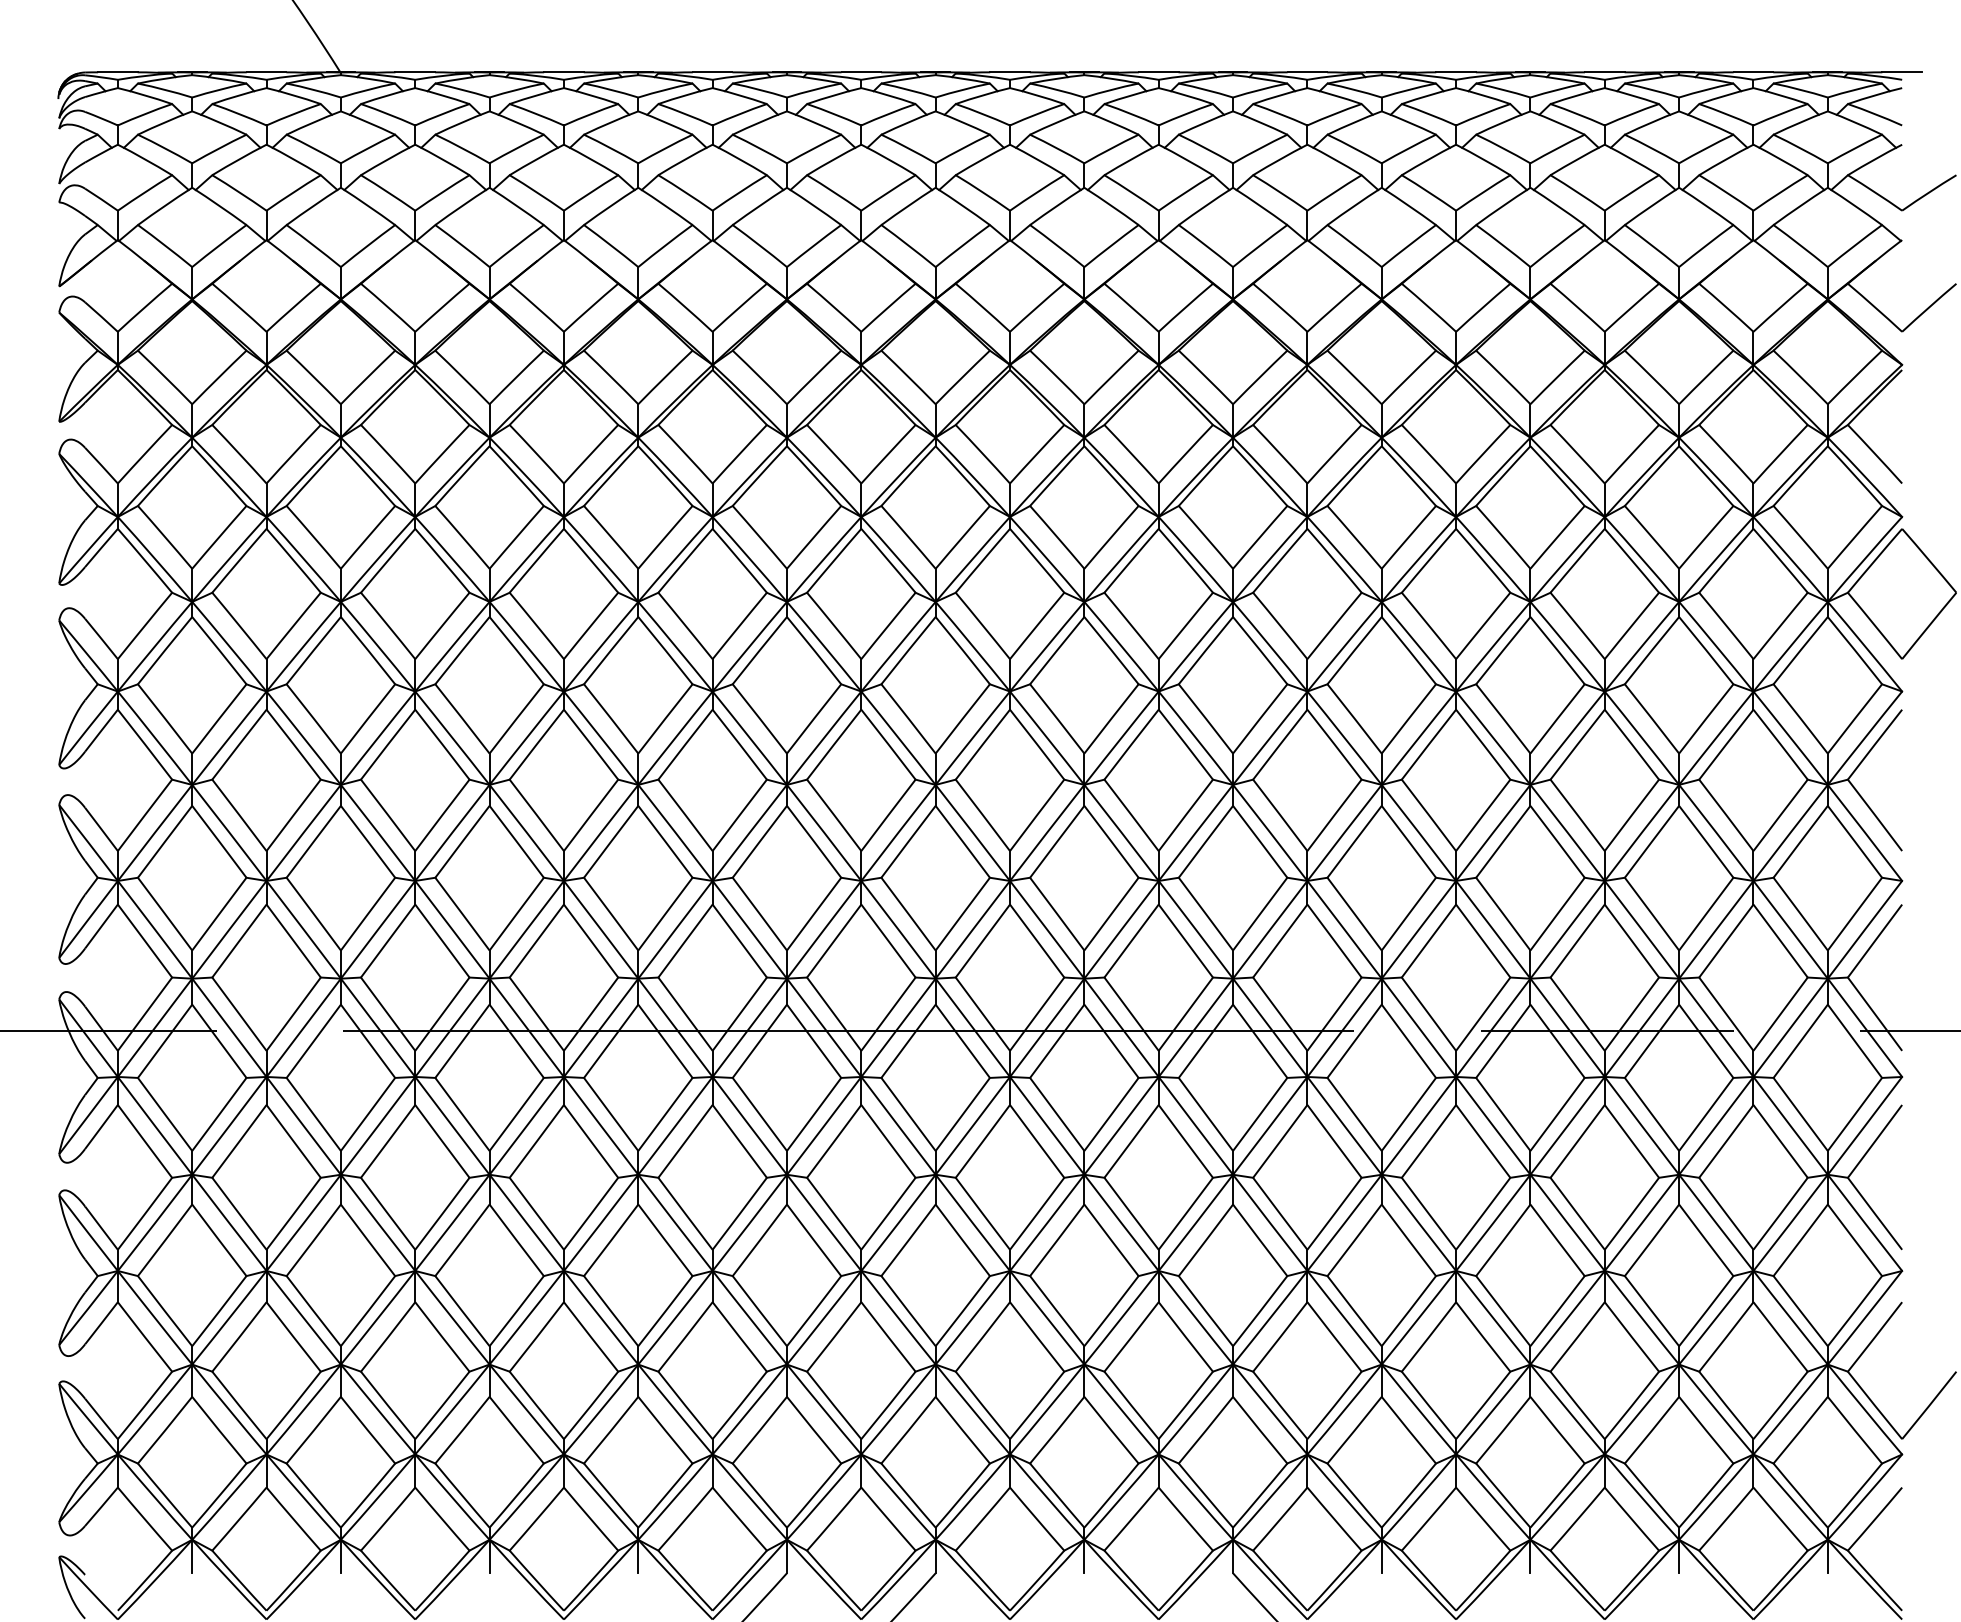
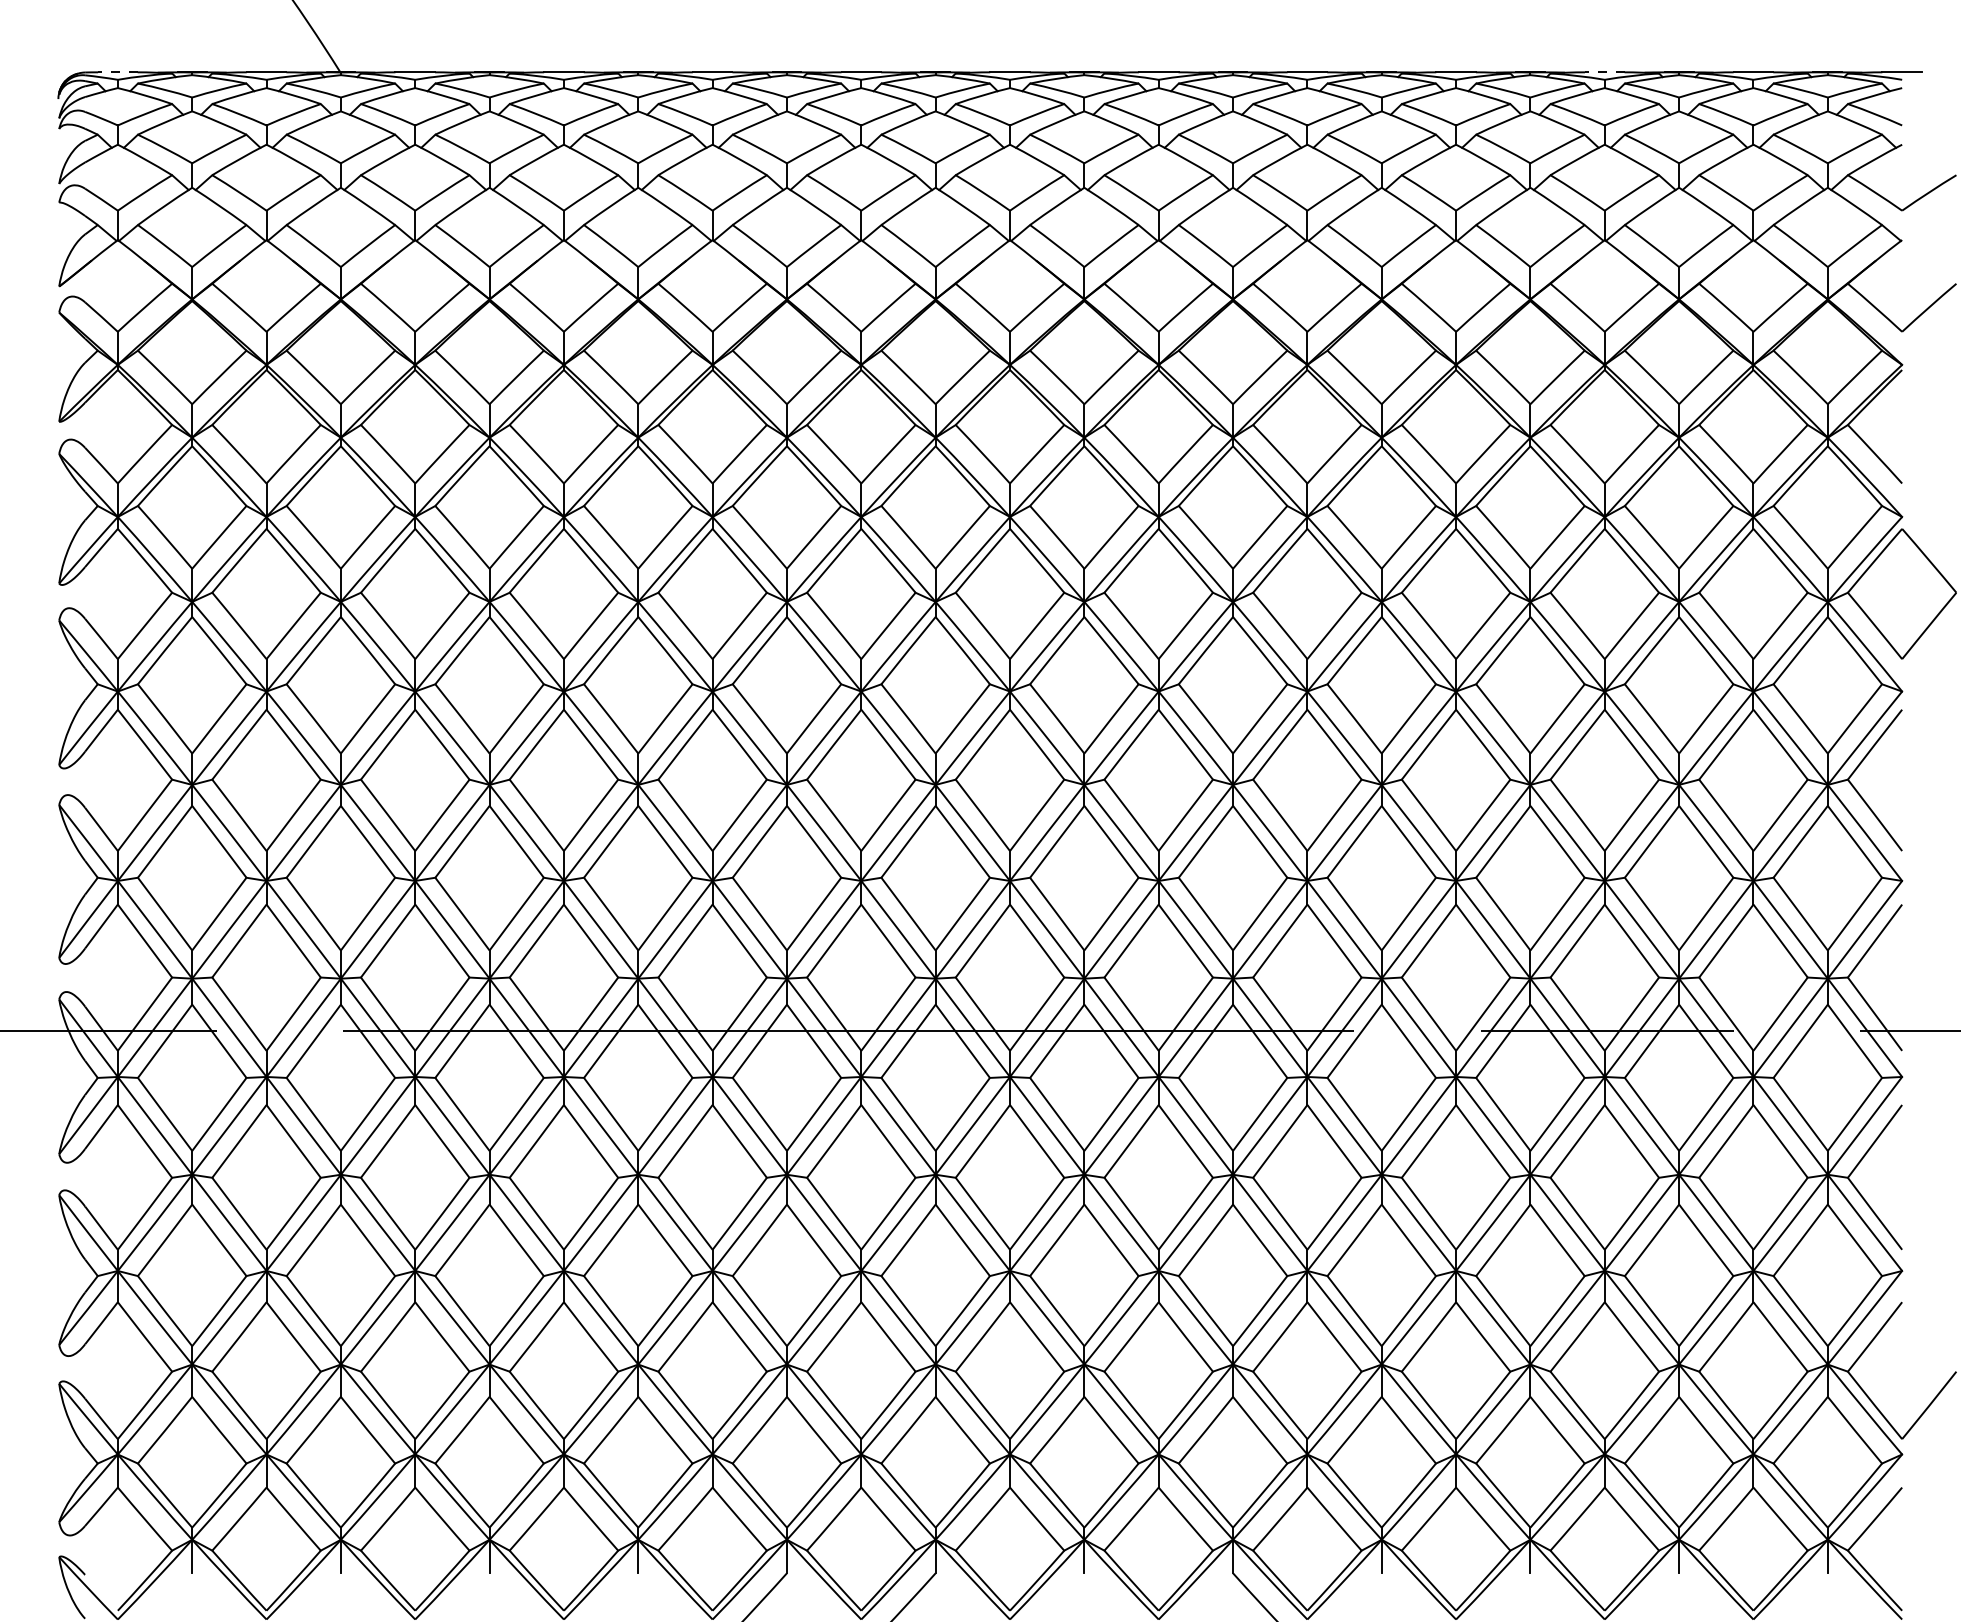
line: solid -> dashed (117, 72)
line: solid -> dashed (1604, 72)
